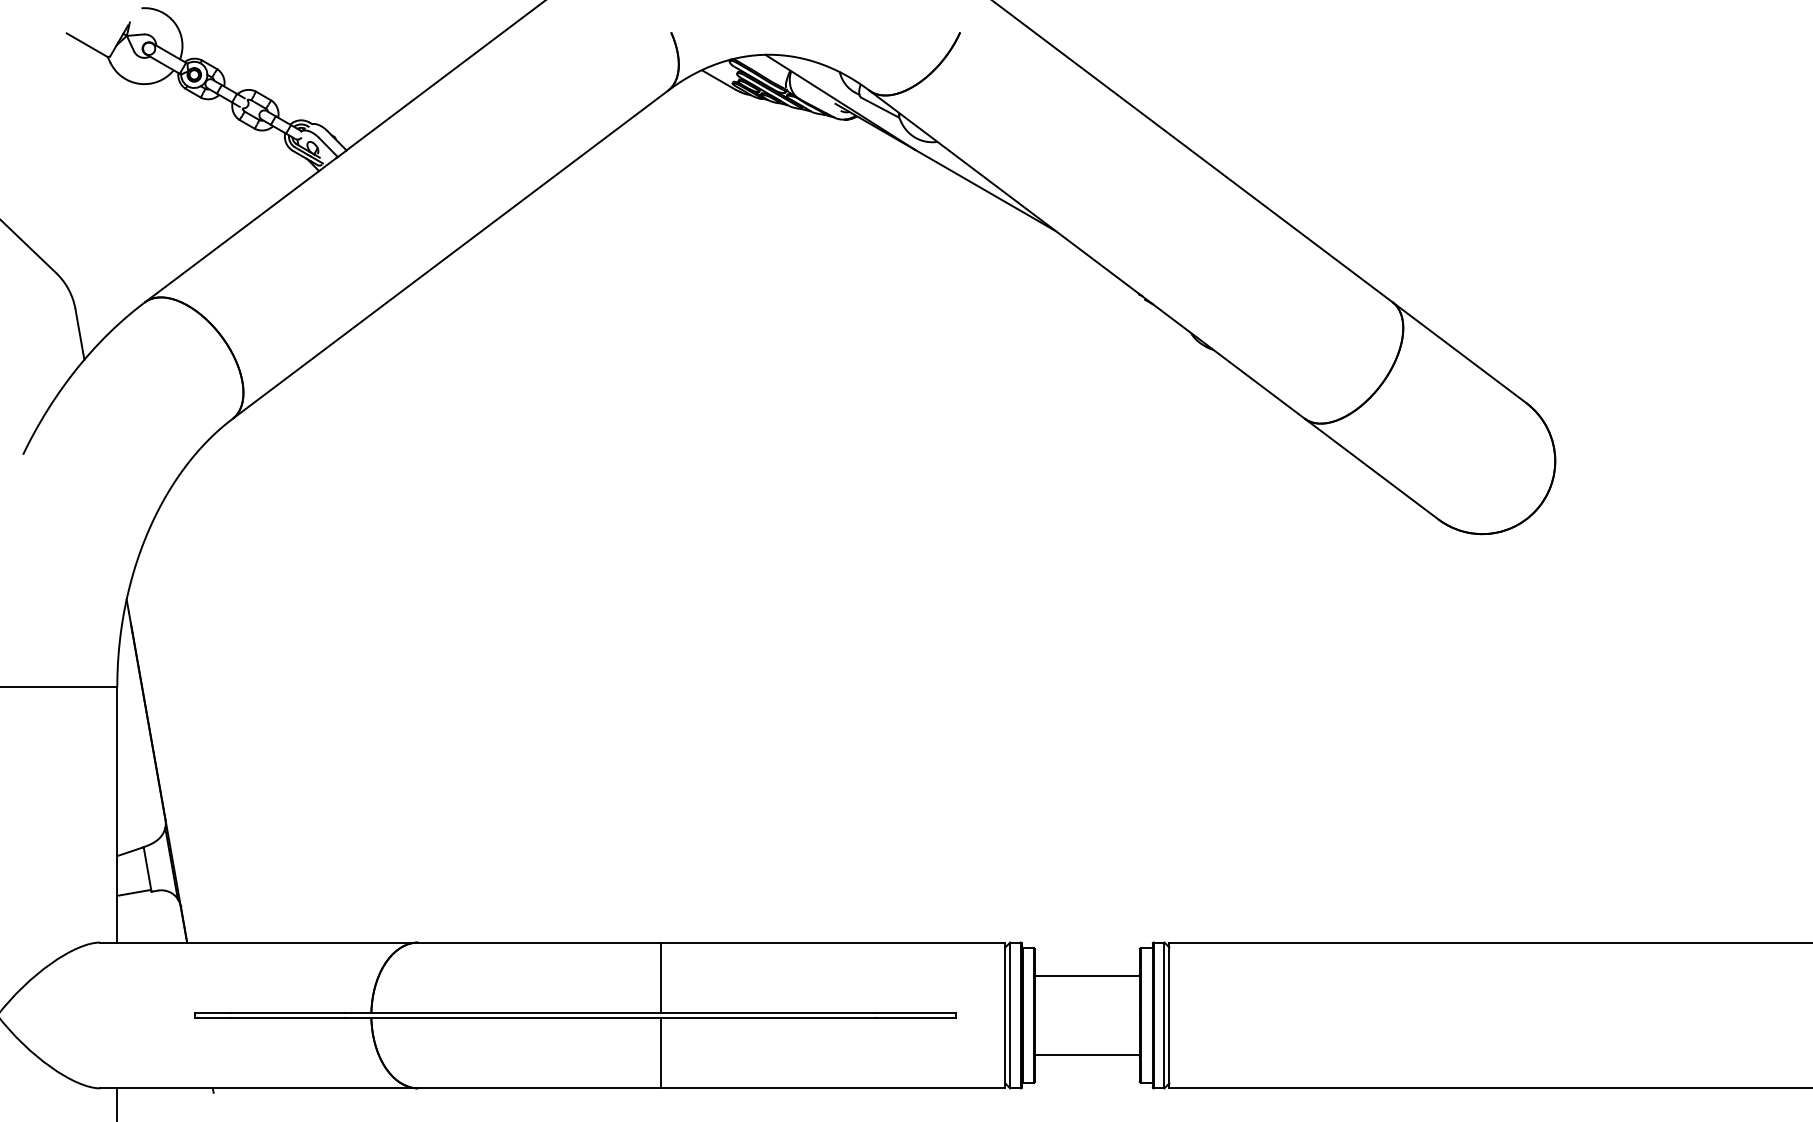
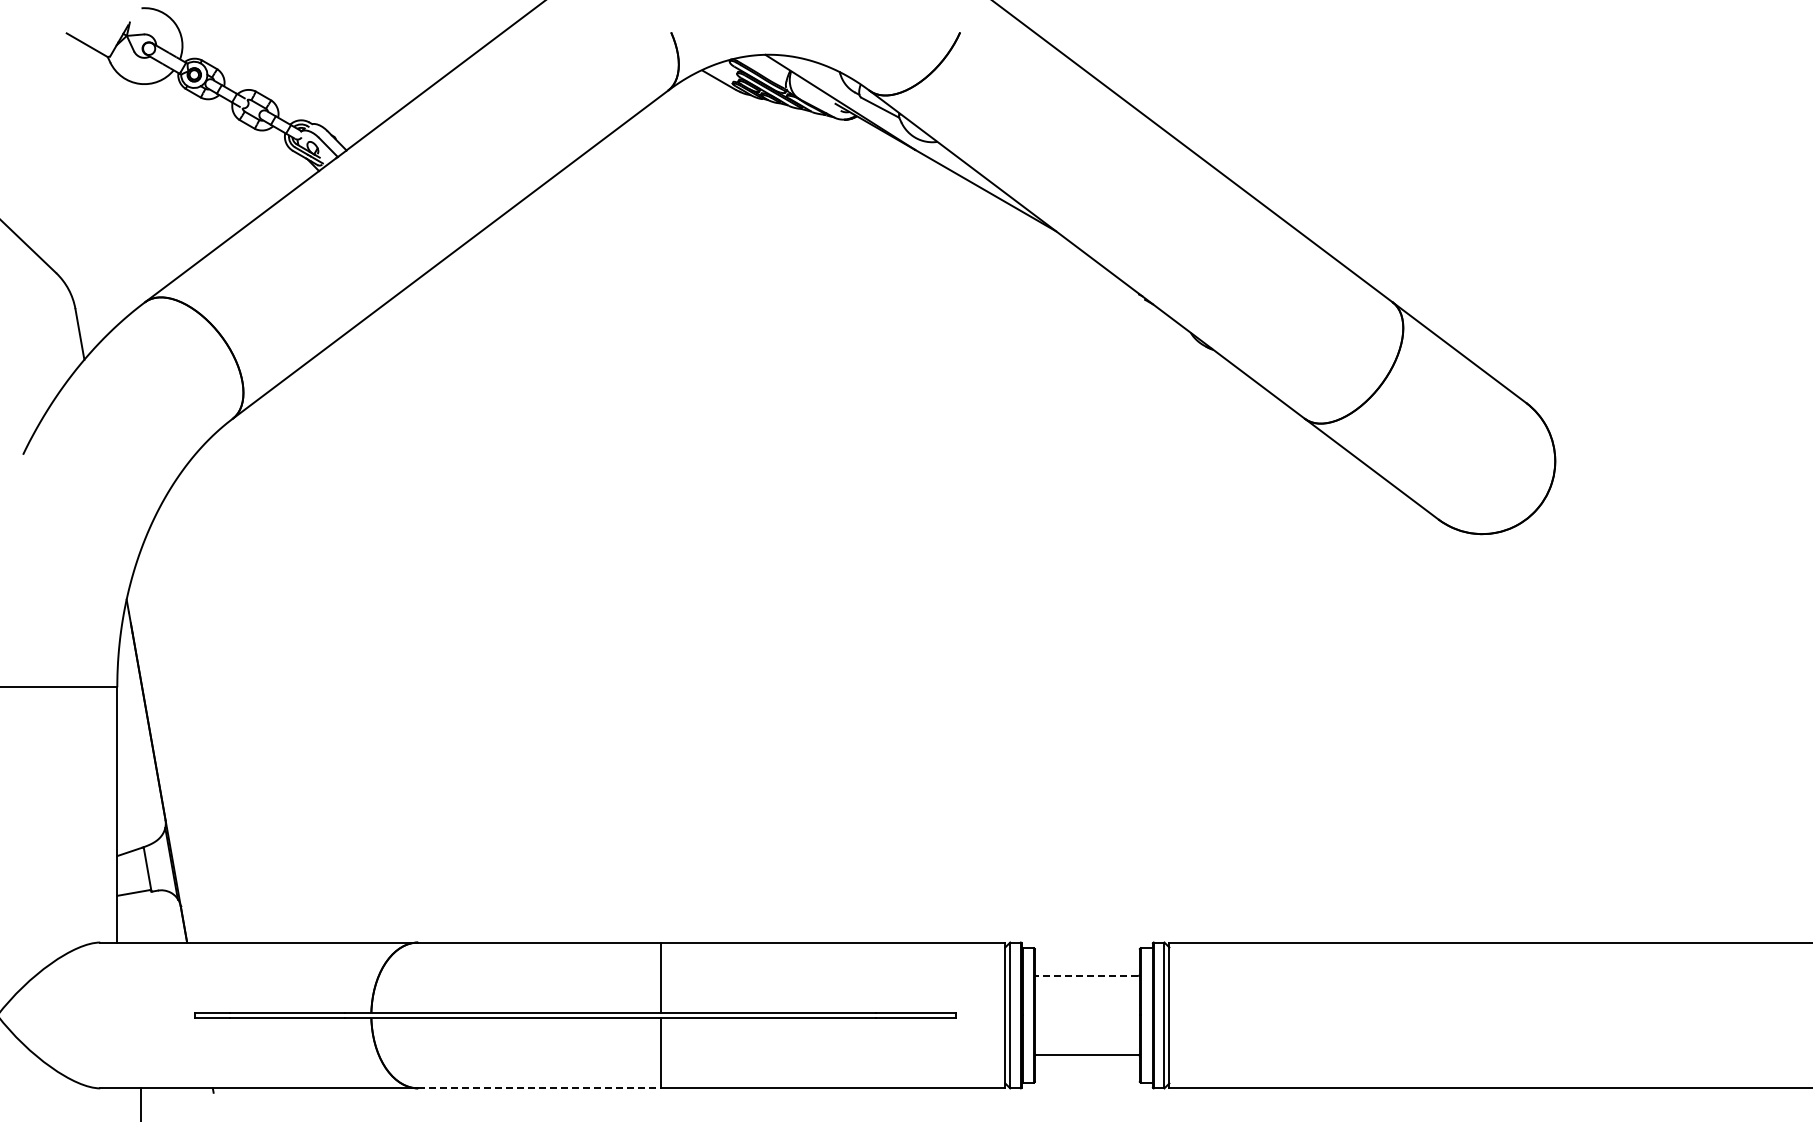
line: solid -> dashed (1087, 976)
line: solid -> dashed (539, 1088)
line position: (117, 1103) -> (141, 1103) (141, 1103)
